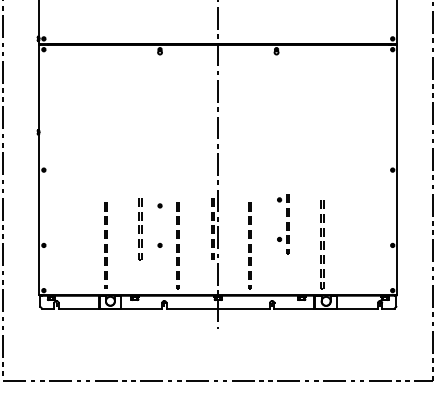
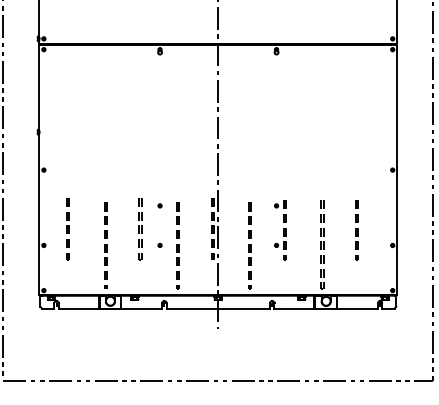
part position: (283, 224) -> (280, 230) (280, 230)
line: none -> present (67, 229)
line: none -> present (356, 230)
